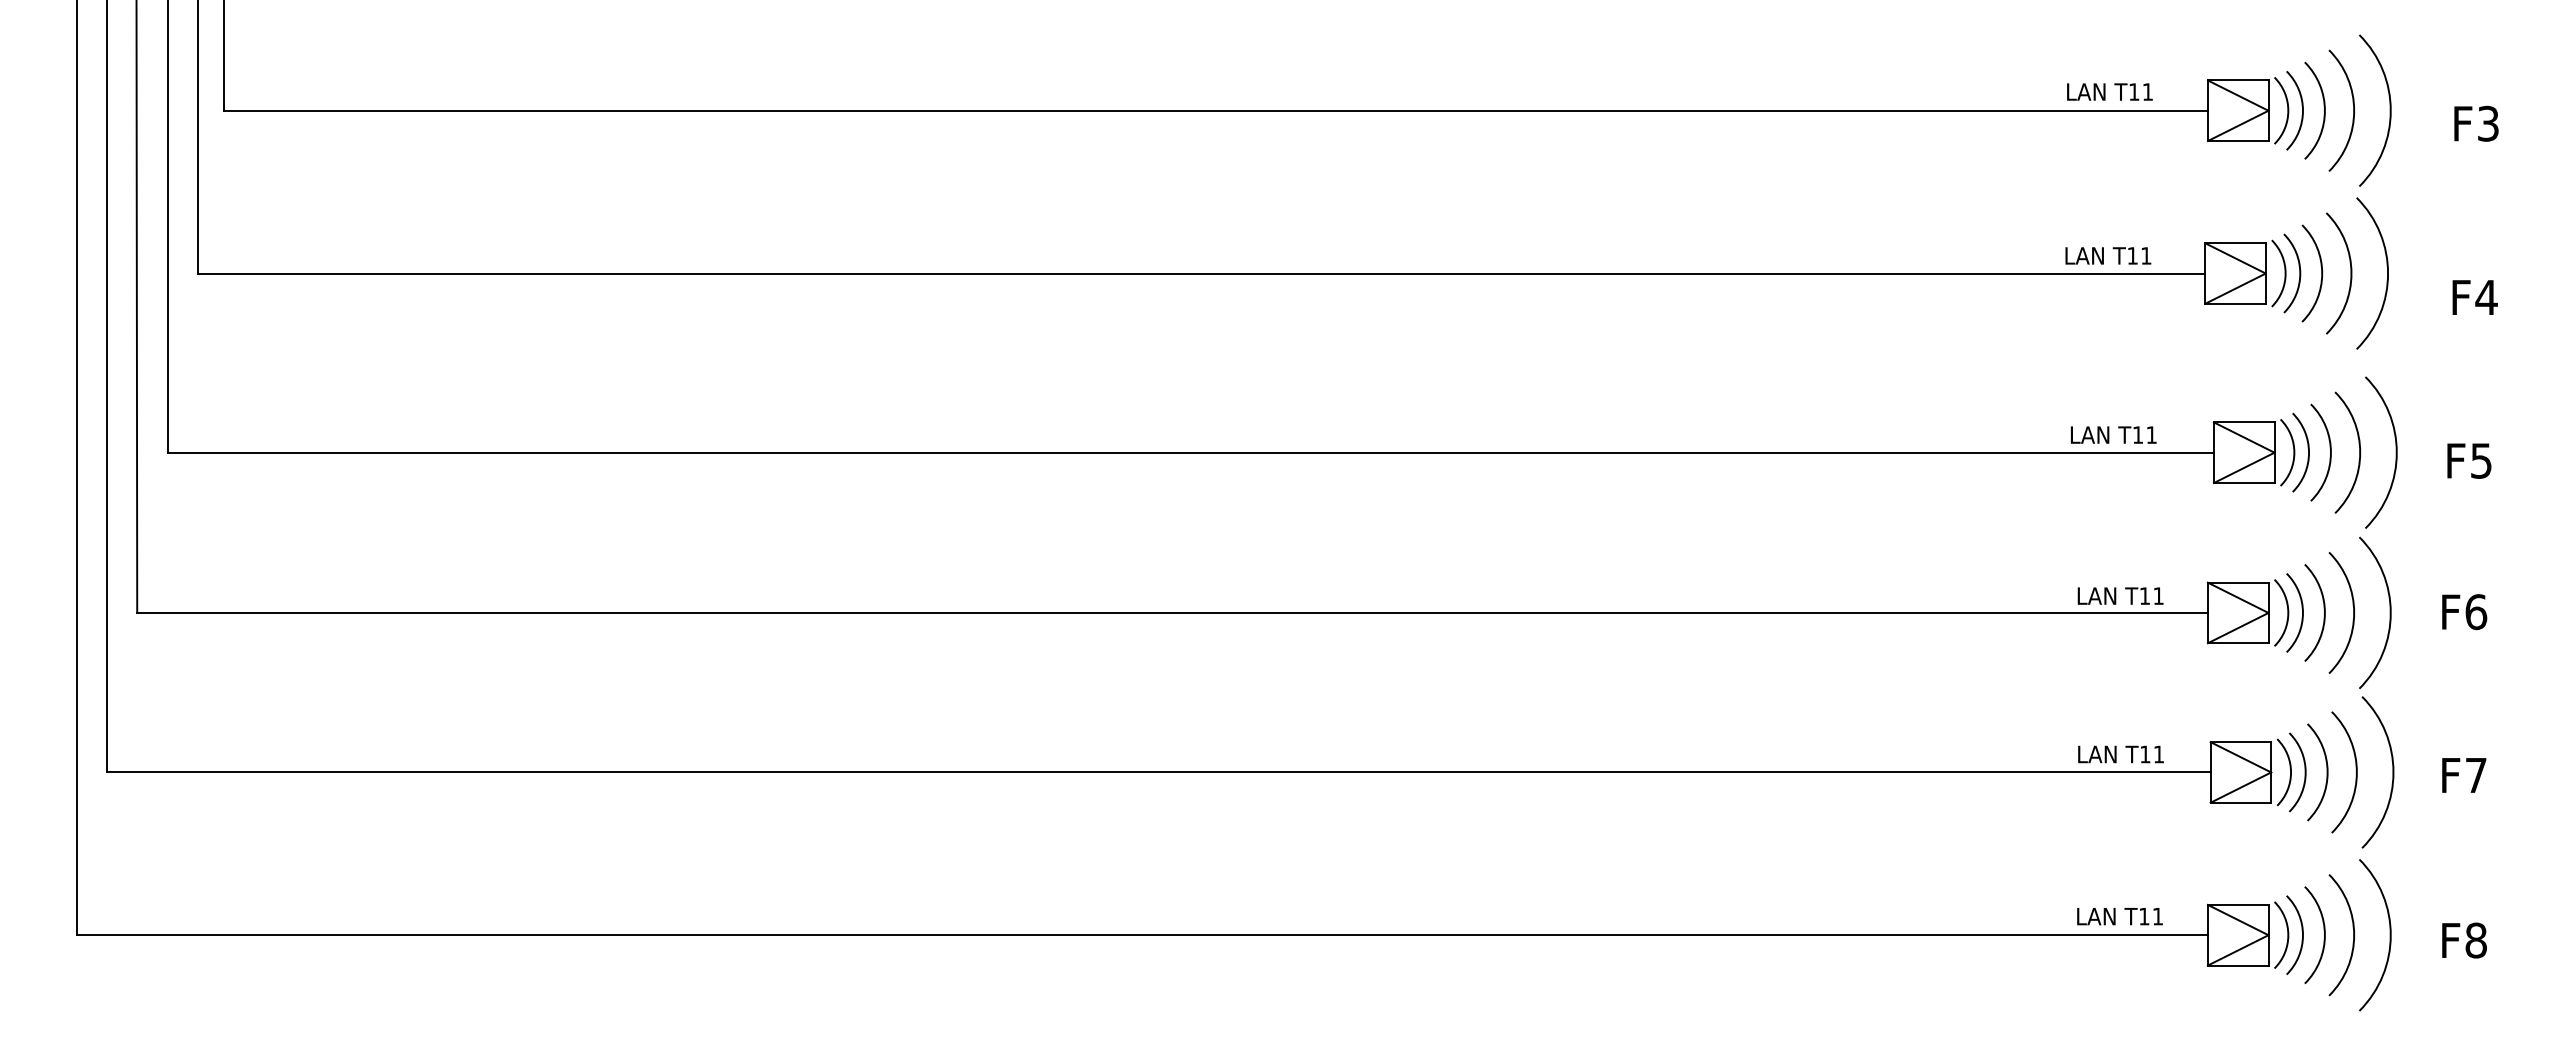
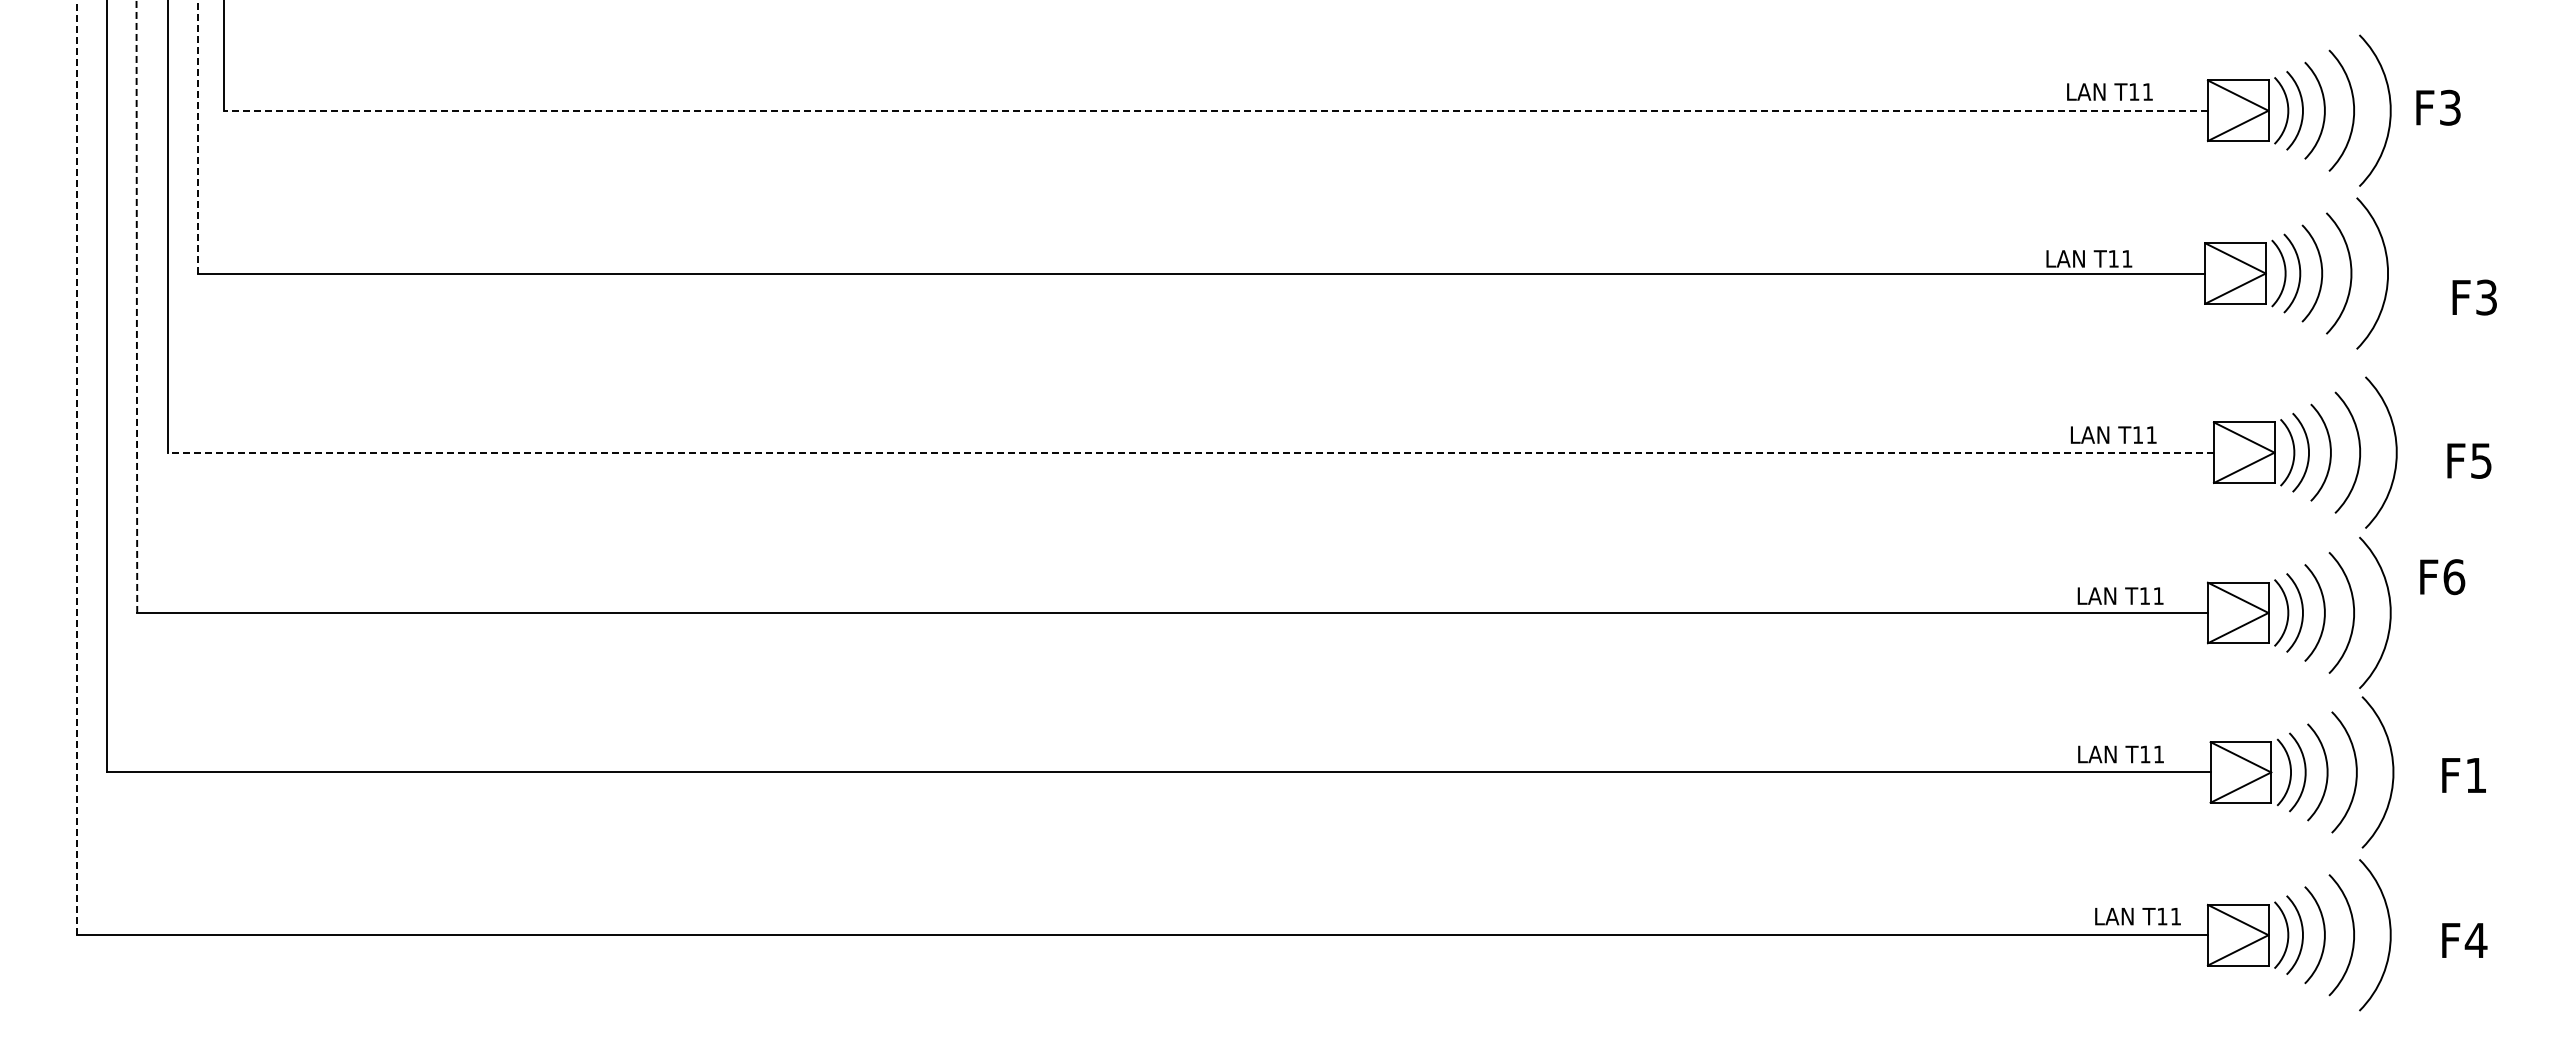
line: solid -> dashed (1216, 110)
text position: (2476, 123) -> (2438, 107) (2438, 107)
line: solid -> dashed (198, 136)
text position: (2108, 255) -> (2089, 258) (2089, 258)
text: F4 -> F3 (2486, 297)
line: solid -> dashed (136, 306)
line: solid -> dashed (1190, 452)
line: solid -> dashed (77, 467)
text position: (2464, 612) -> (2442, 577) (2442, 577)
text: F7 -> F1 (2476, 775)
text position: (2119, 916) -> (2137, 916) (2137, 916)
text: F8 -> F4 (2475, 940)
